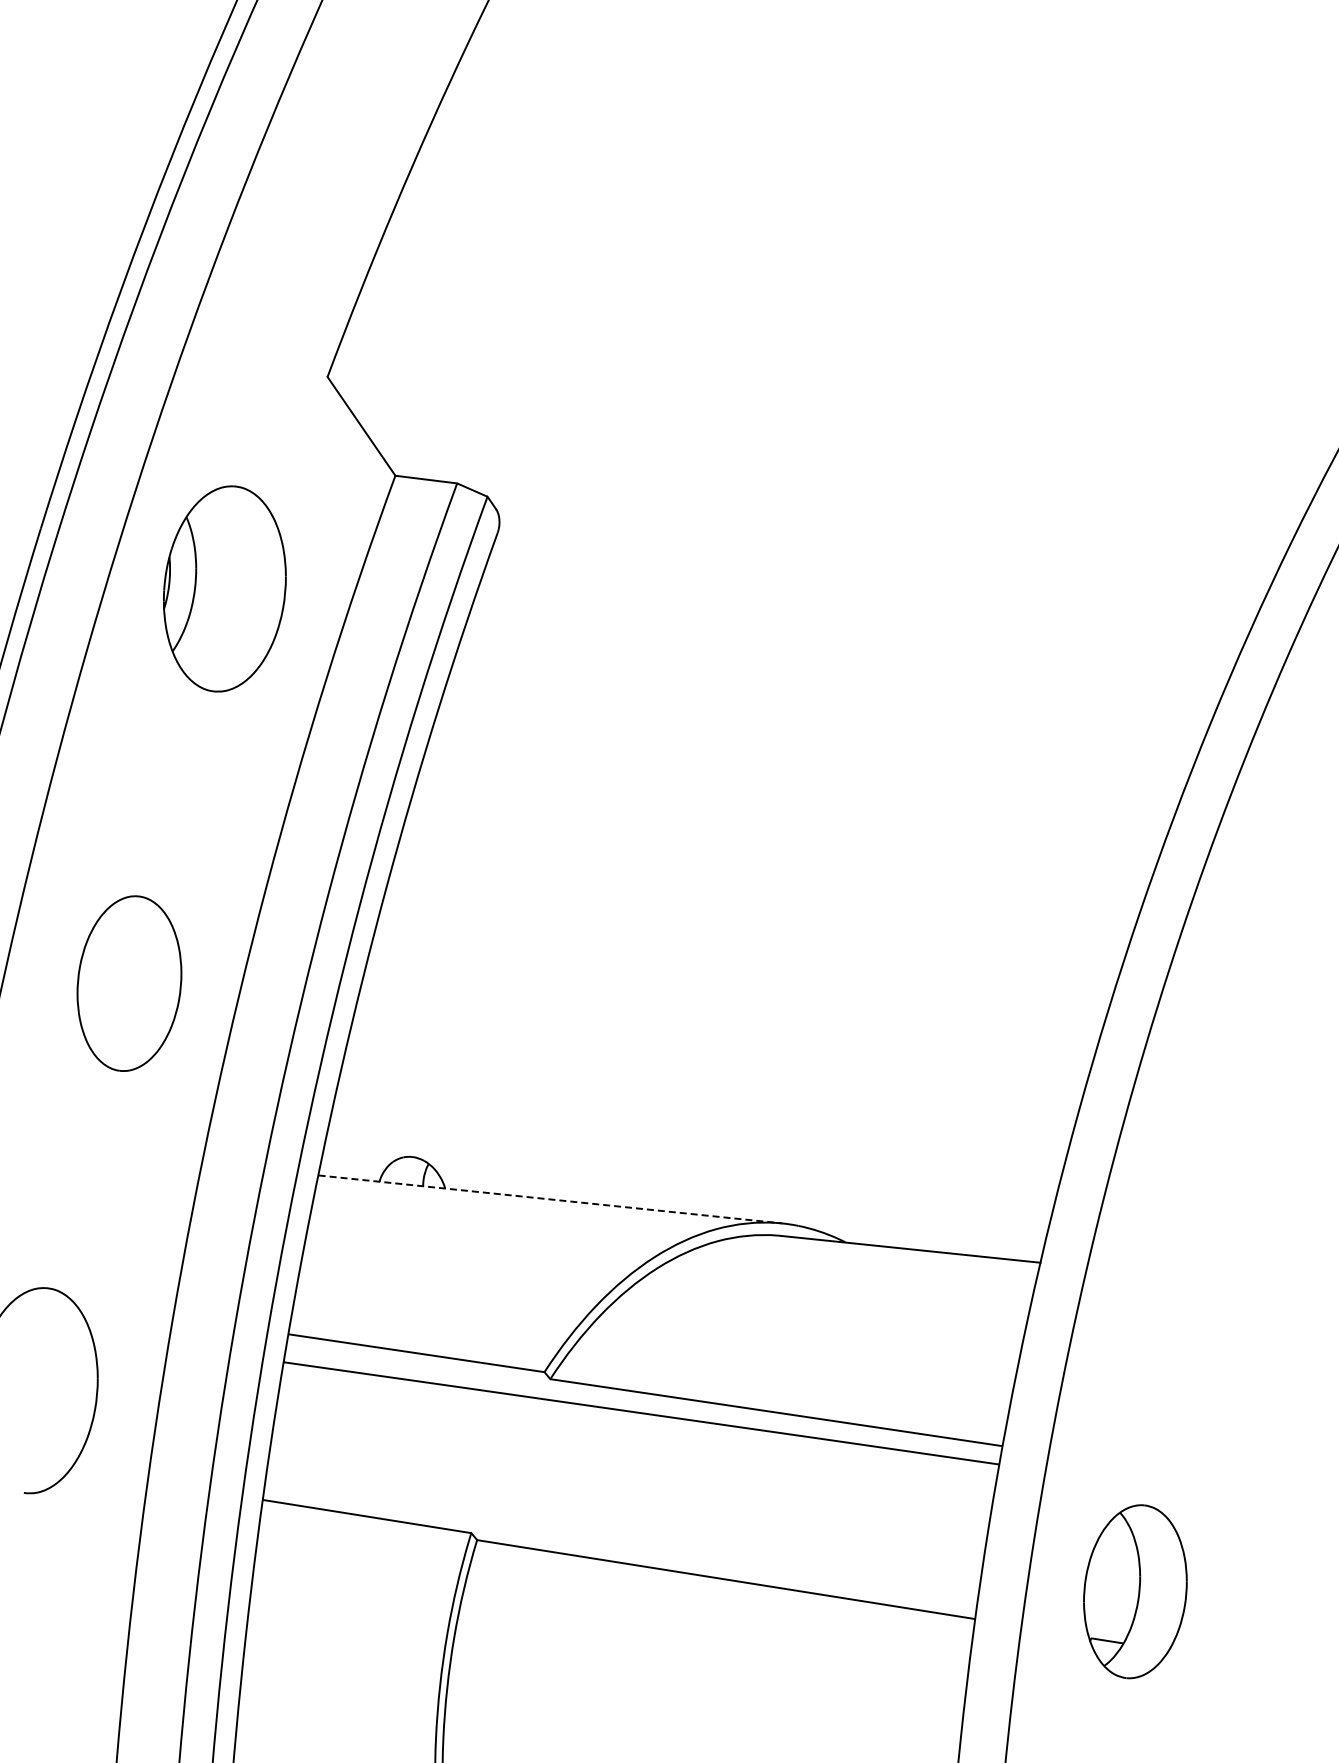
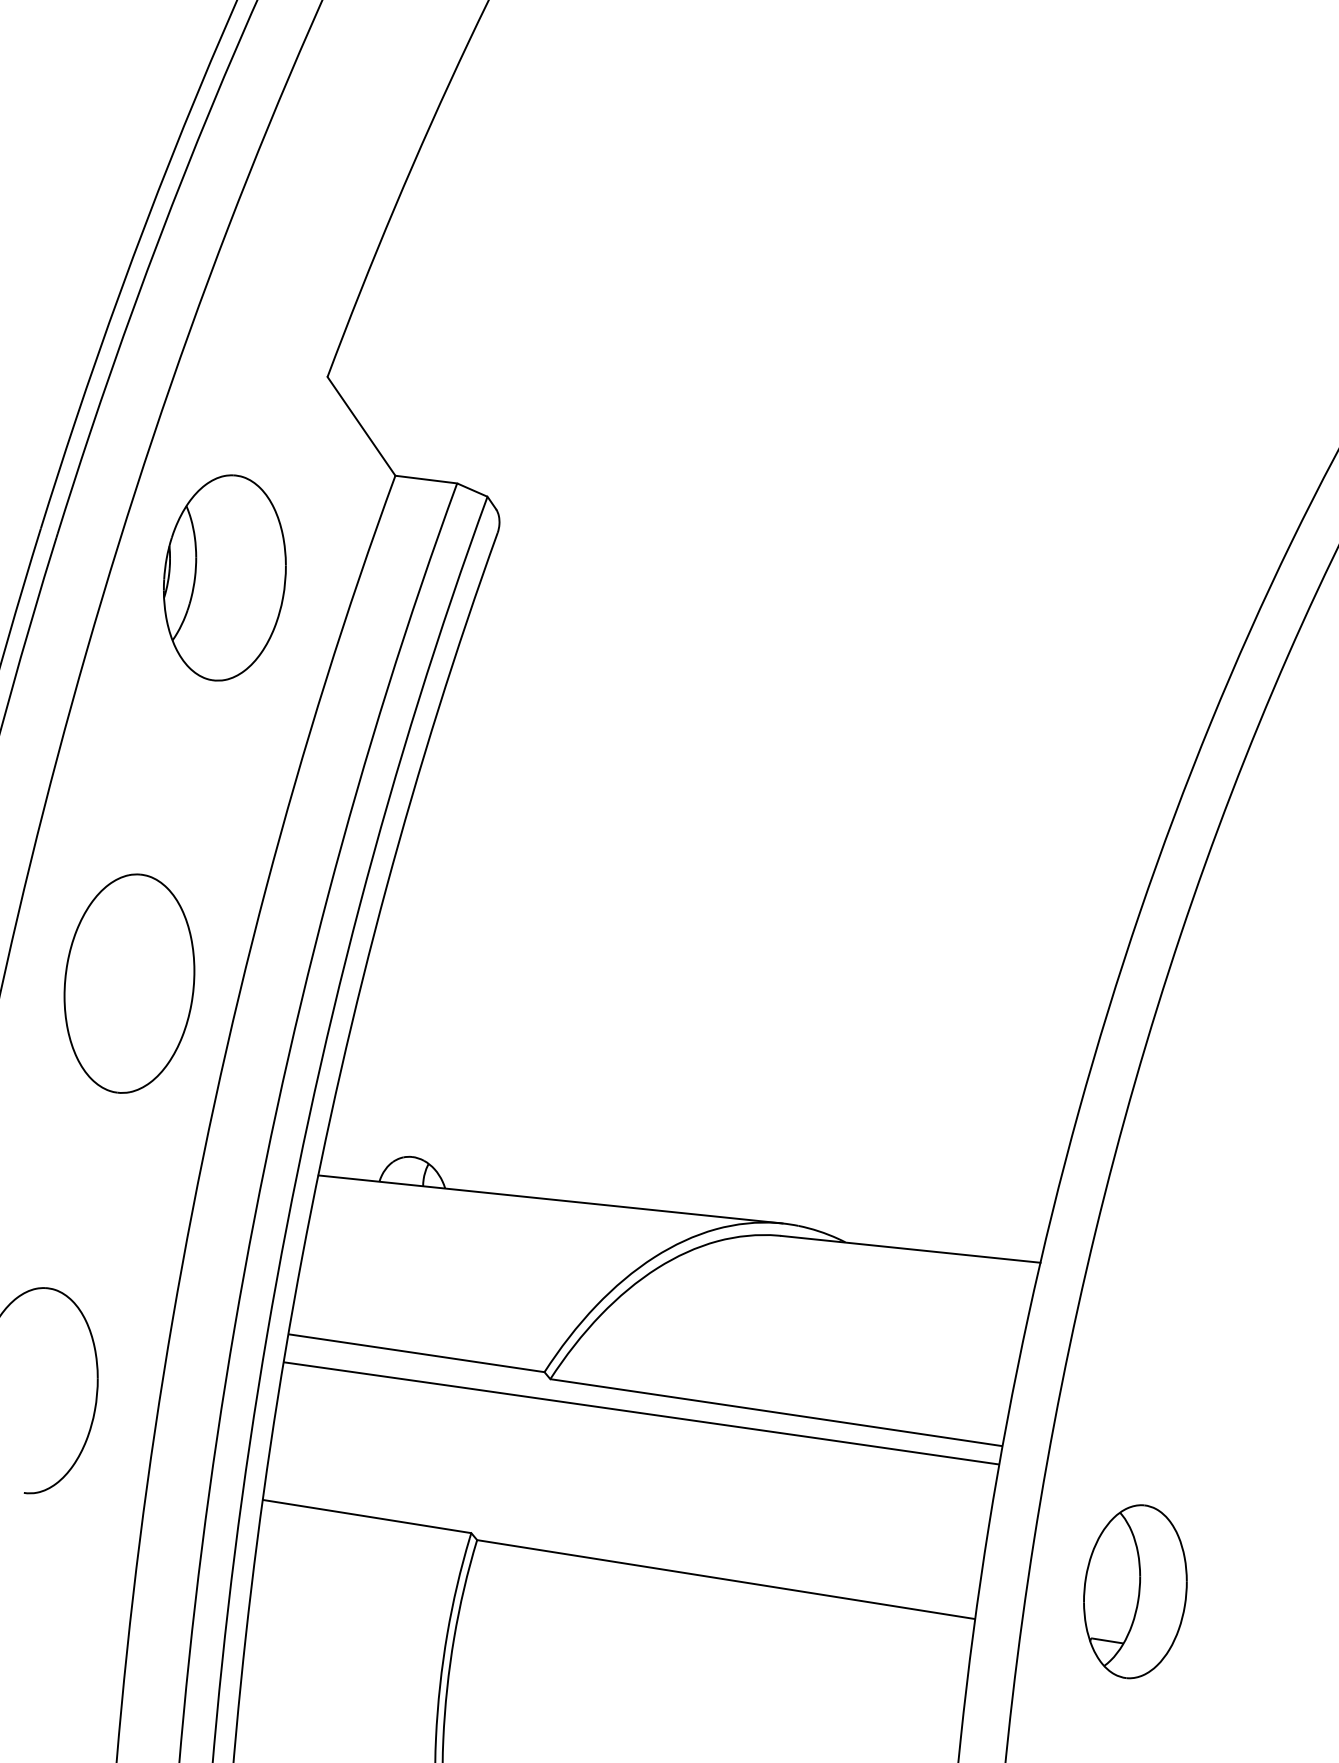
part position: (224, 588) -> (224, 577) (224, 577)
part size: 107x177 px -> 133x221 px (129, 983)
line: dashed -> solid (551, 1199)
